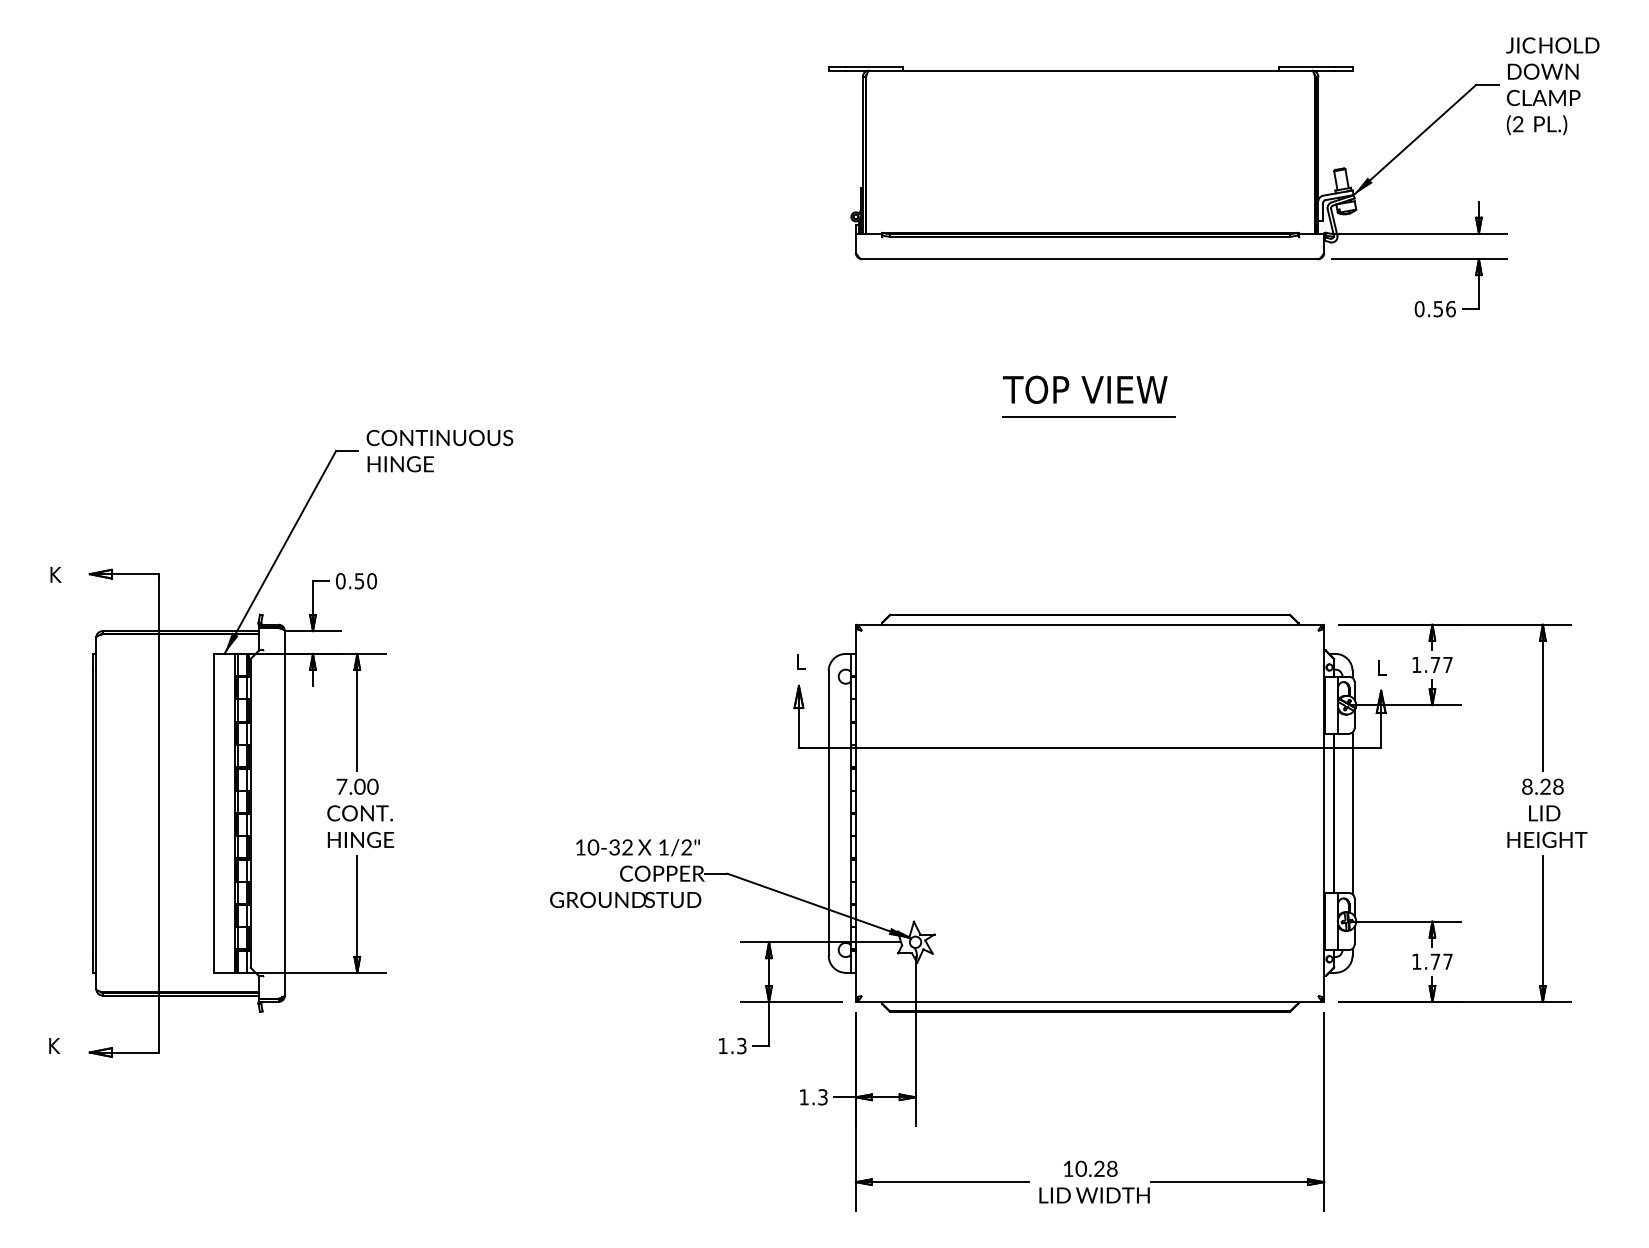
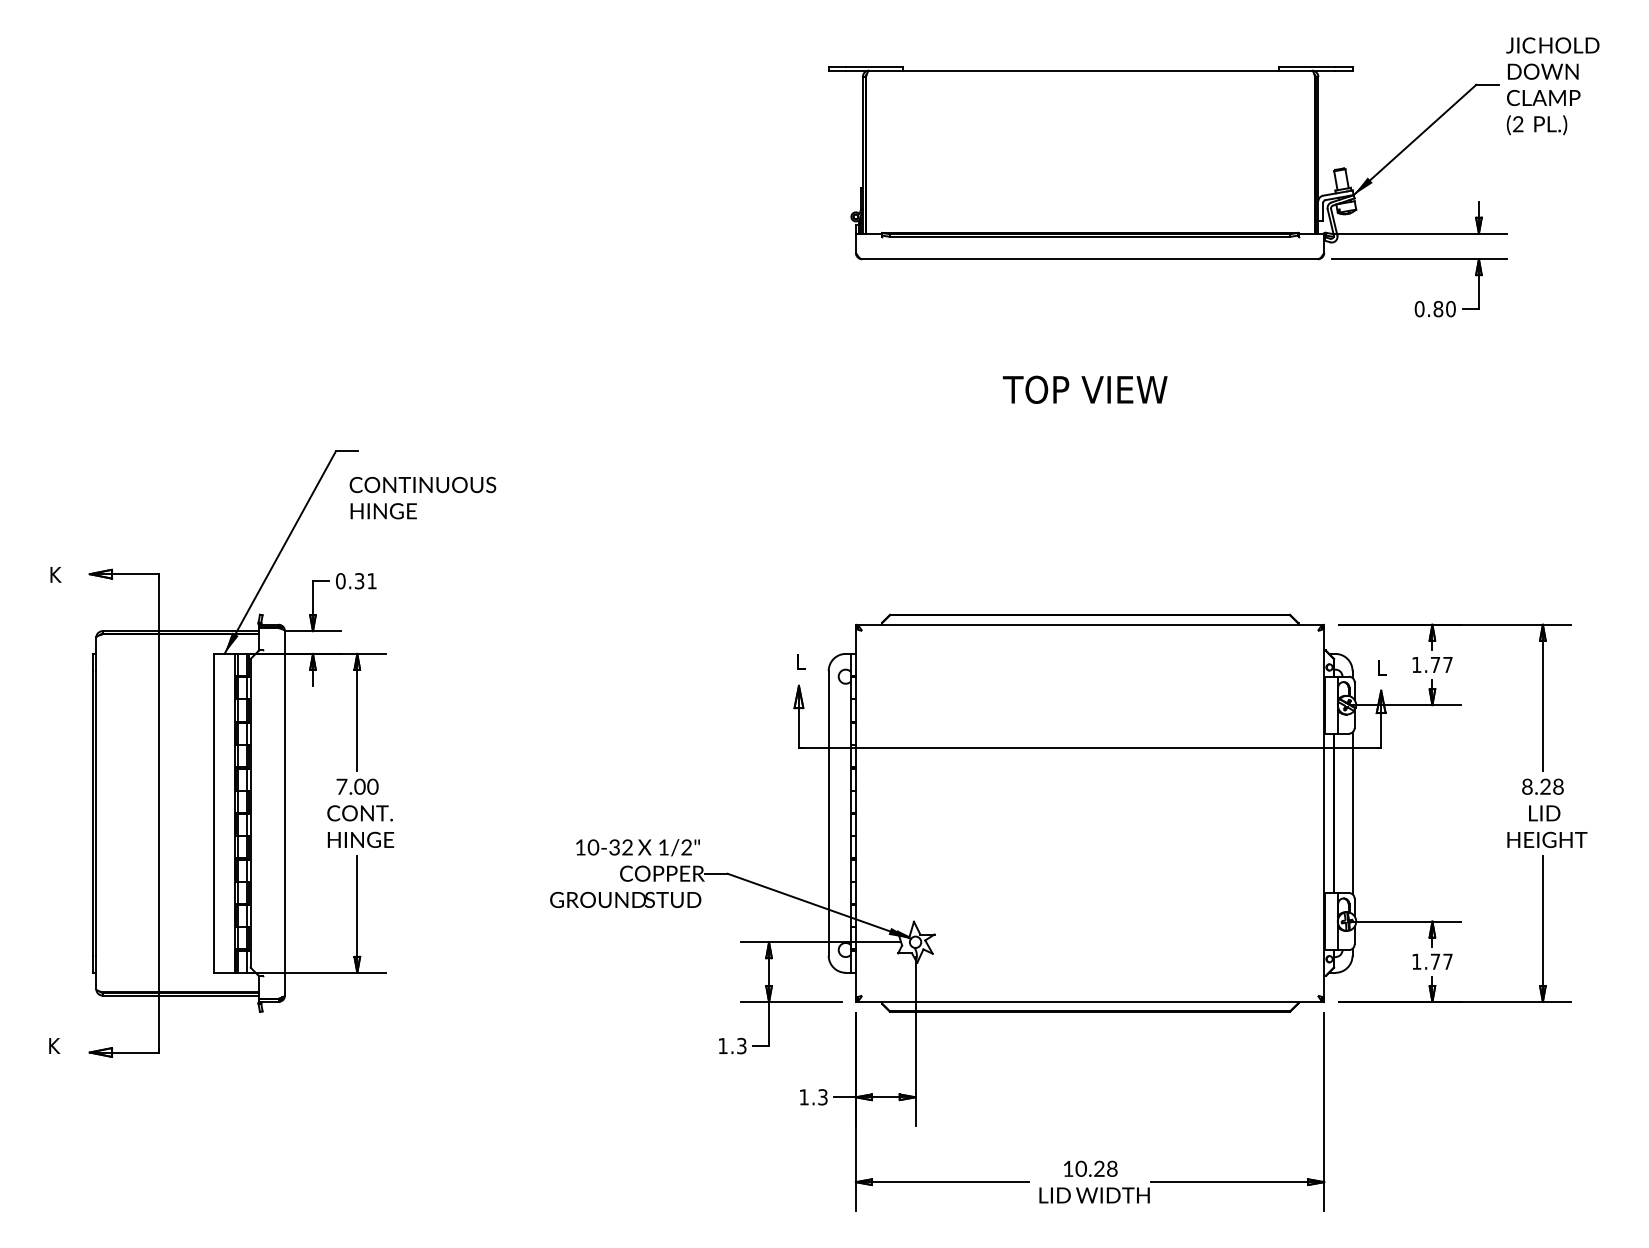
text: 0.56 -> 0.80 (1444, 308)
line: present -> none (1088, 416)
text position: (439, 450) -> (422, 497) (422, 497)
text: 0.50 -> 0.31 (365, 581)
